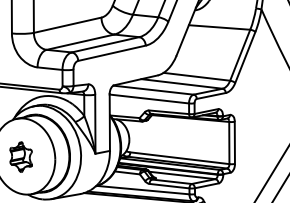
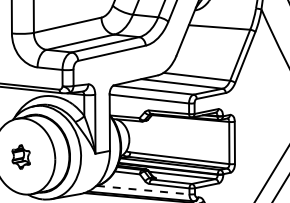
part size: 24x32 px -> 20x26 px (20, 156)
line: solid -> dashed (143, 190)
